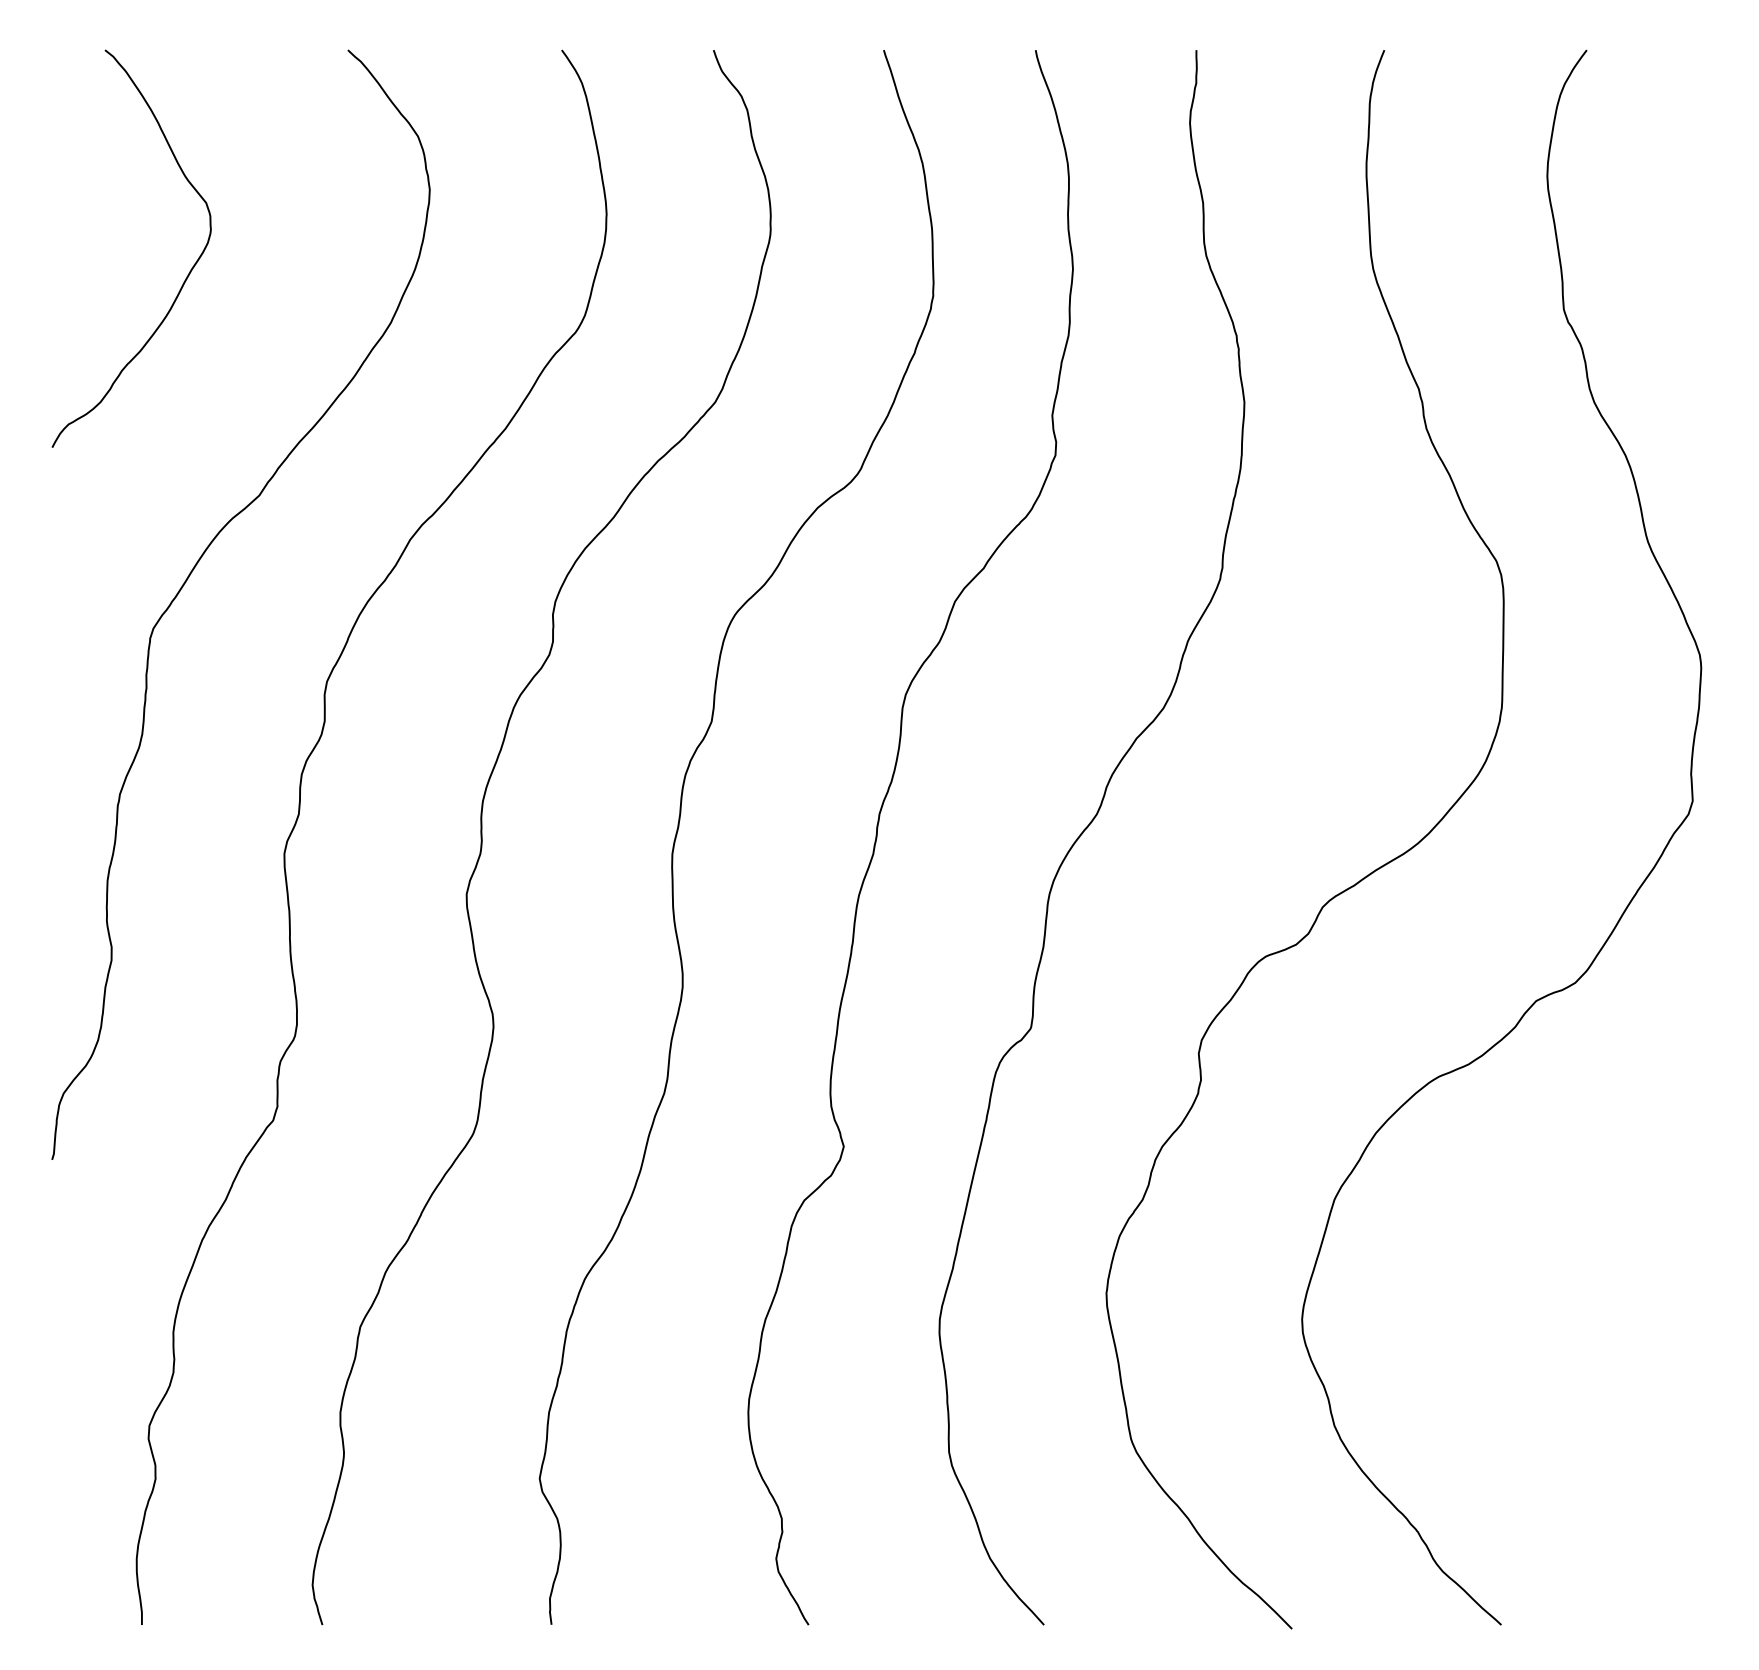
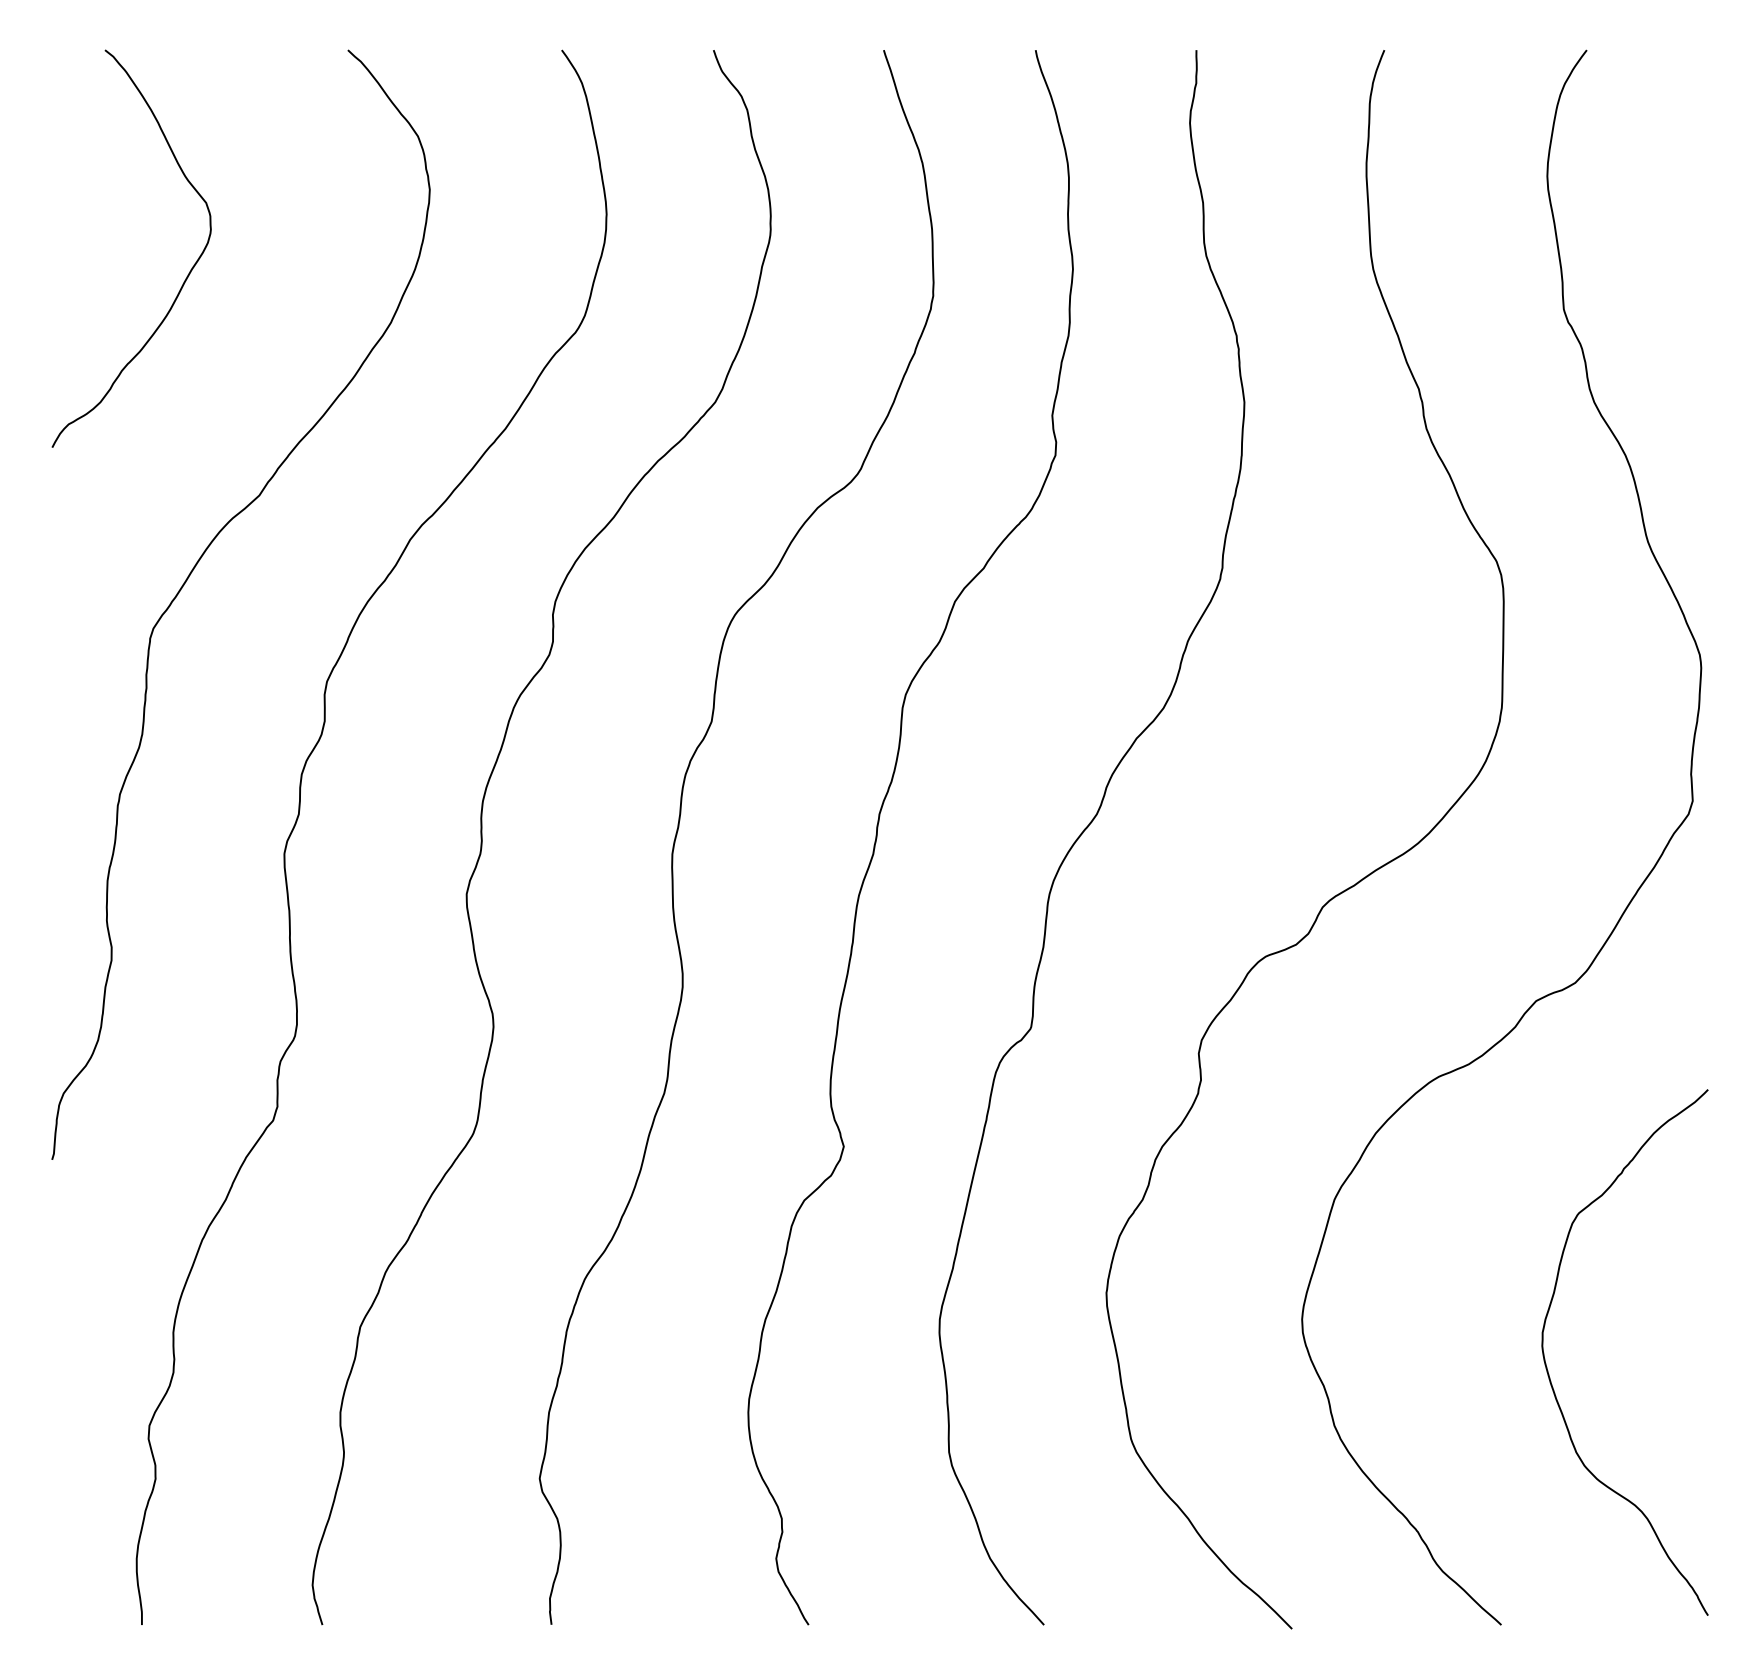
curve: none -> present (1548, 1370)
